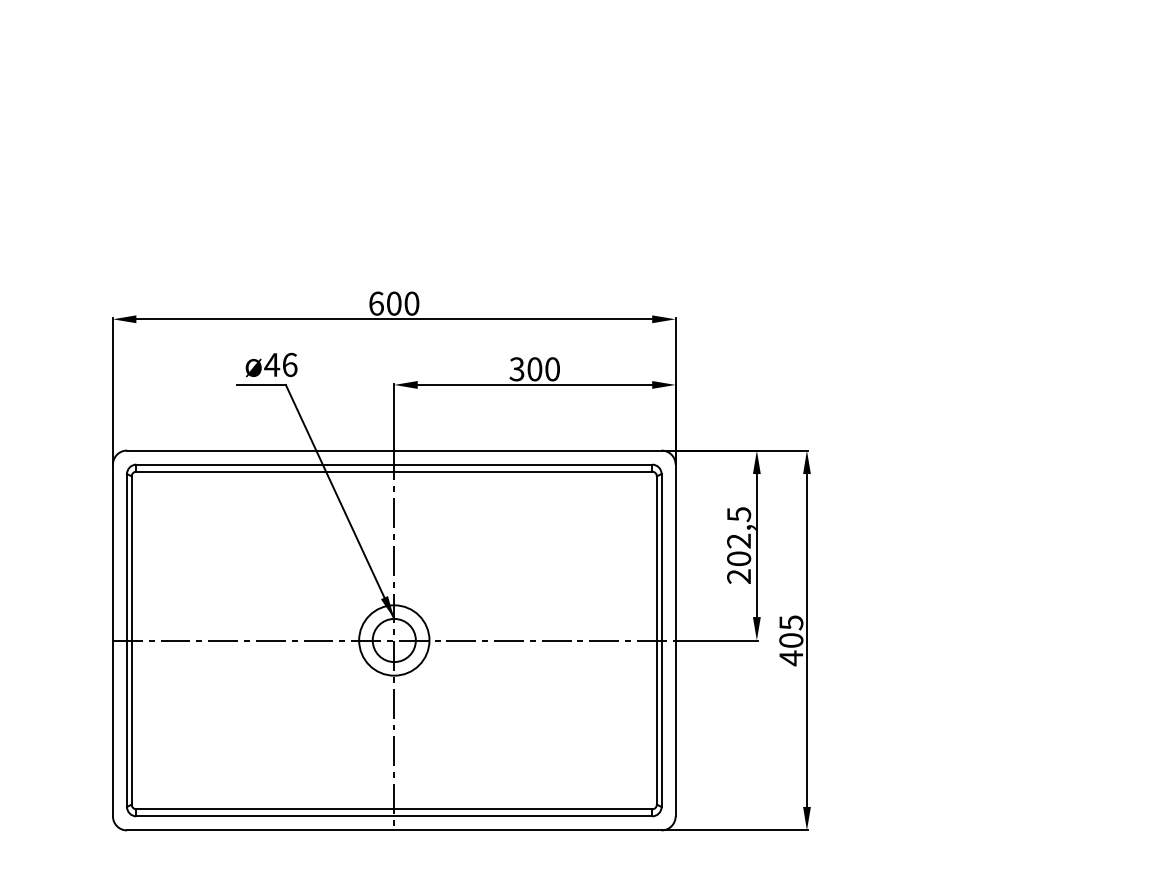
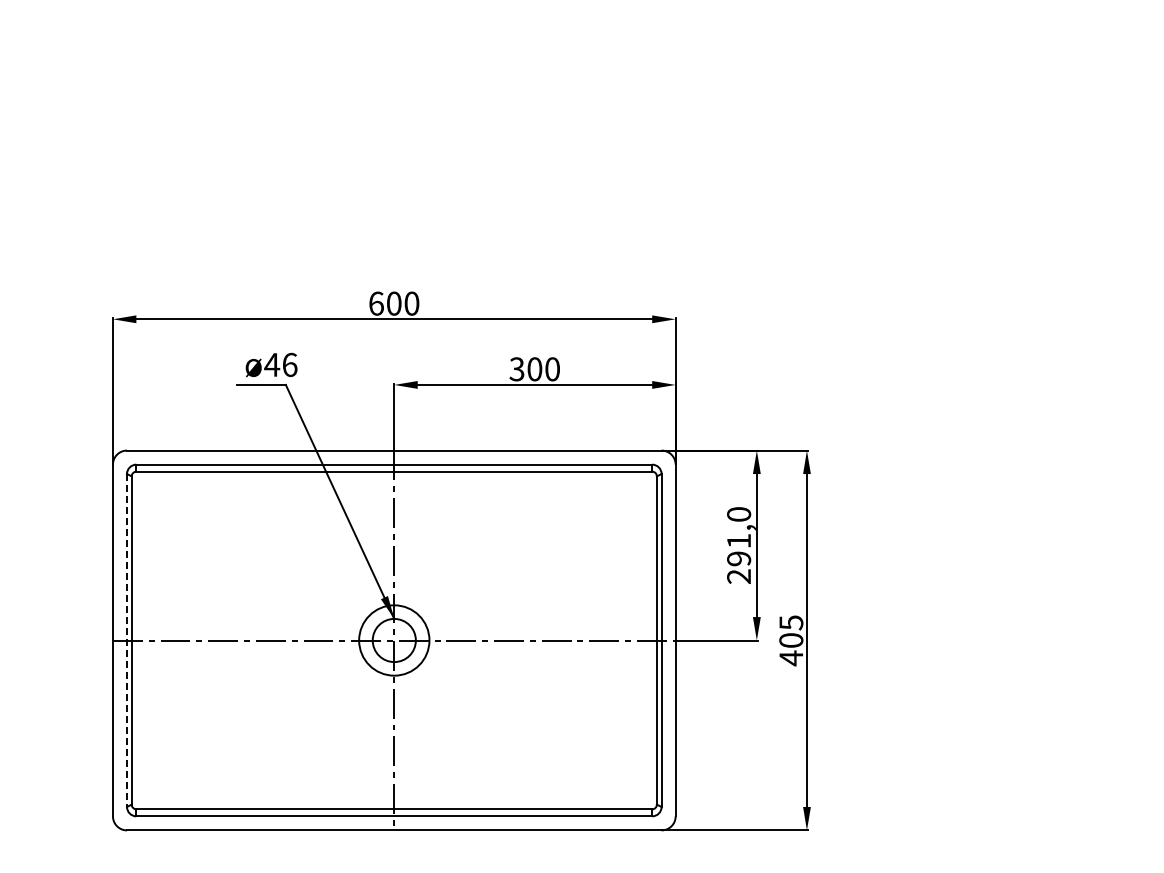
text: 202,5 -> 291,0 (739, 536)
line: solid -> dashed (127, 641)
